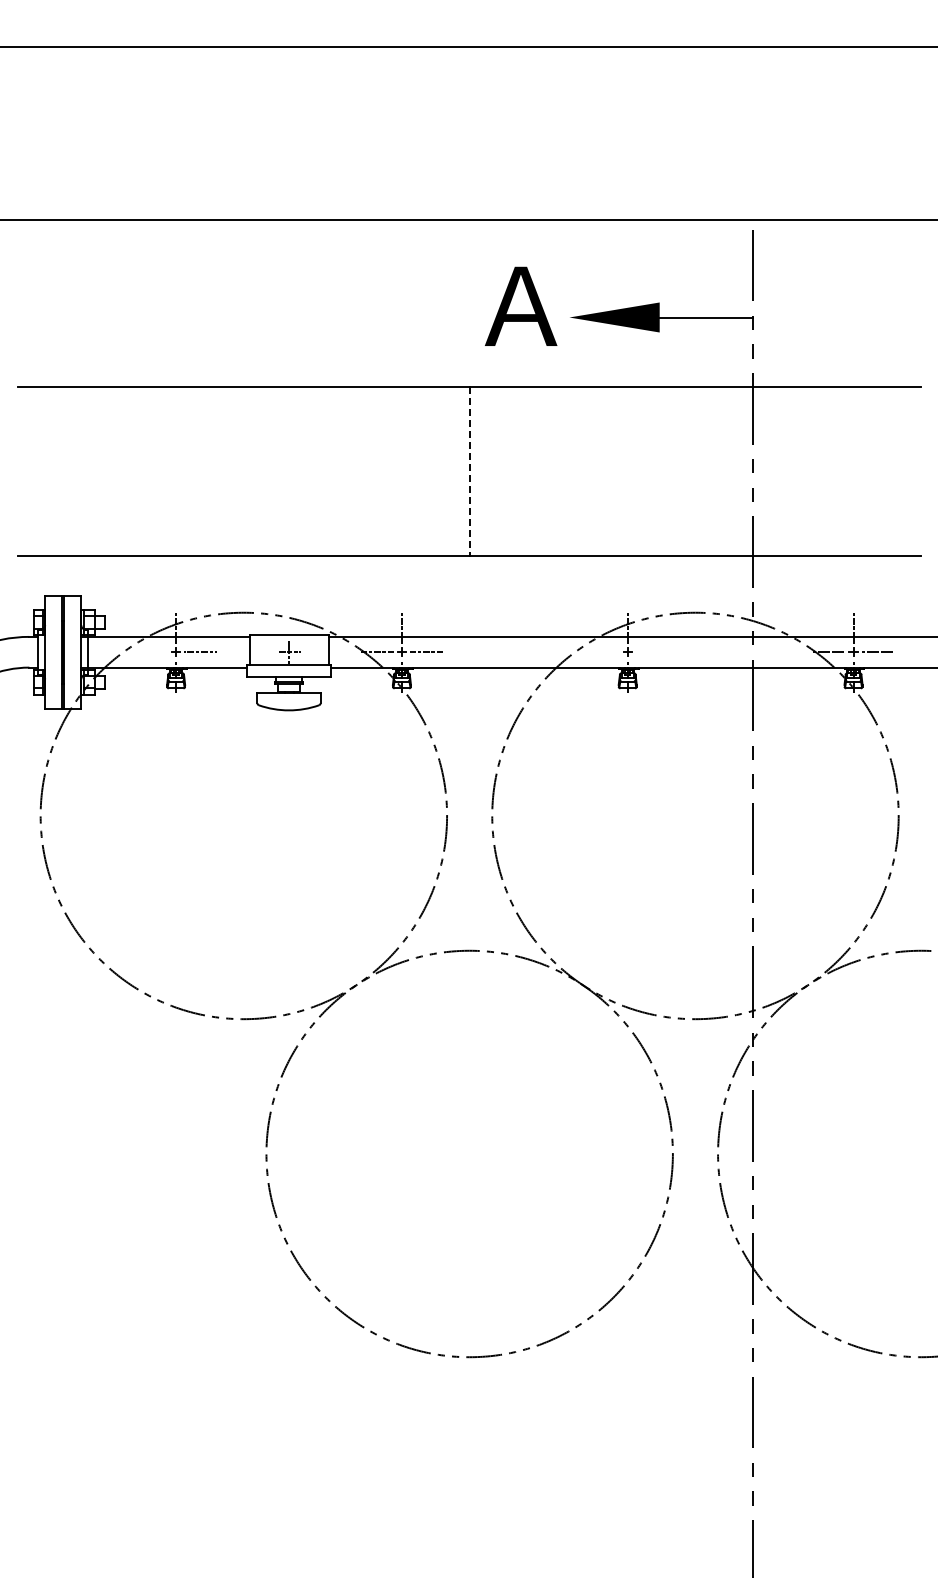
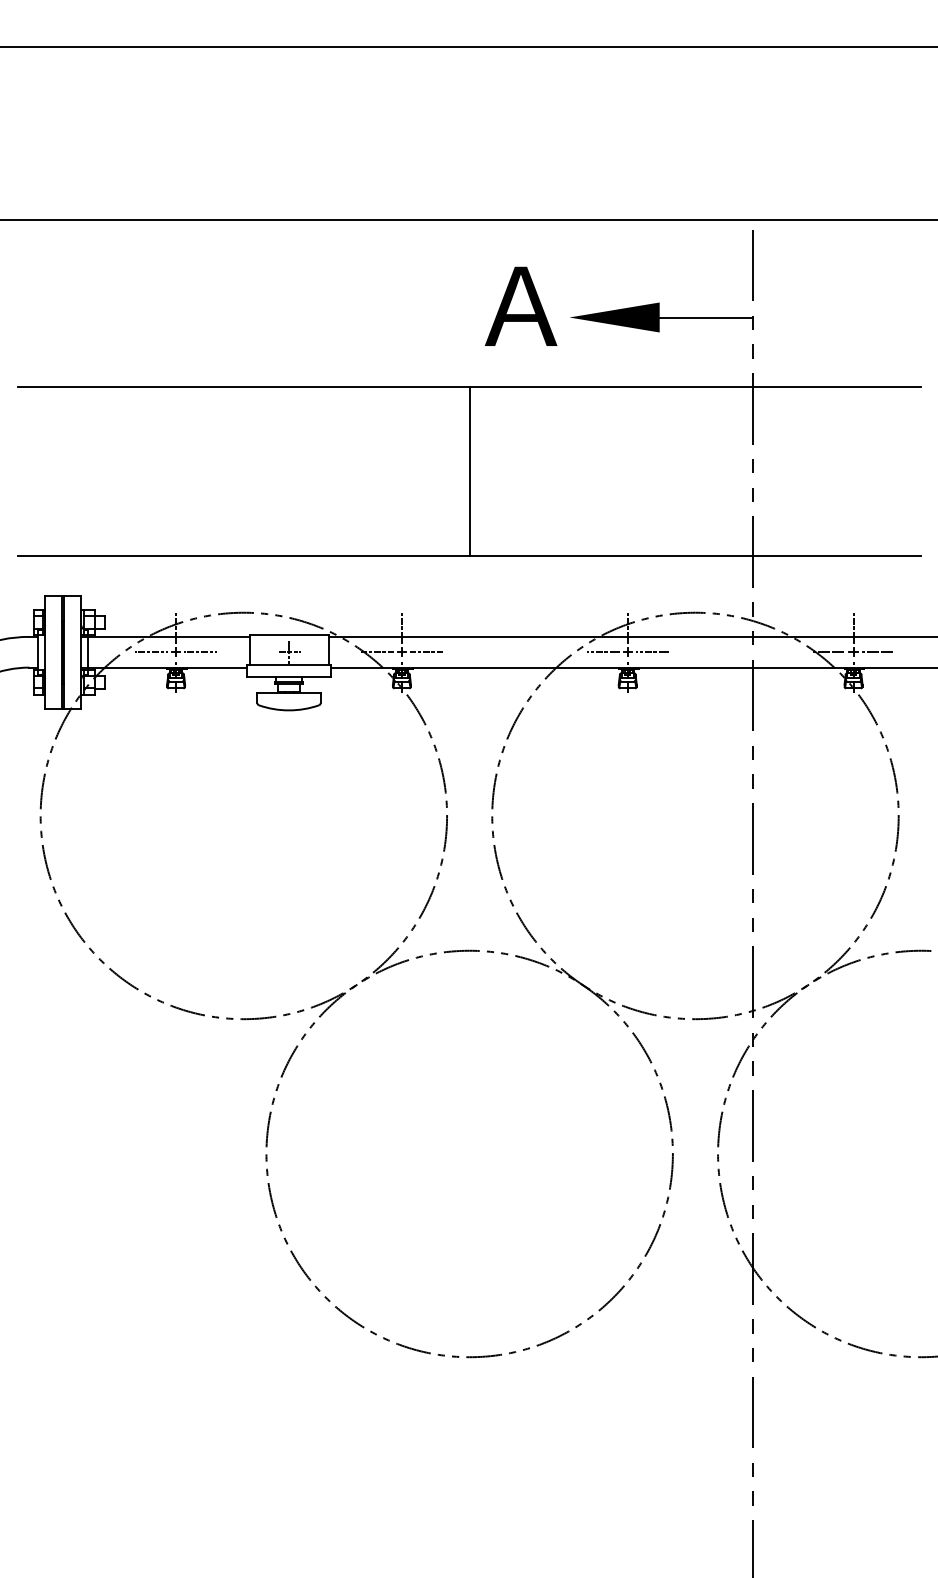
line: dashed -> solid (469, 471)
line: none -> present (151, 652)
line: none -> present (602, 652)
line: none -> present (651, 652)
